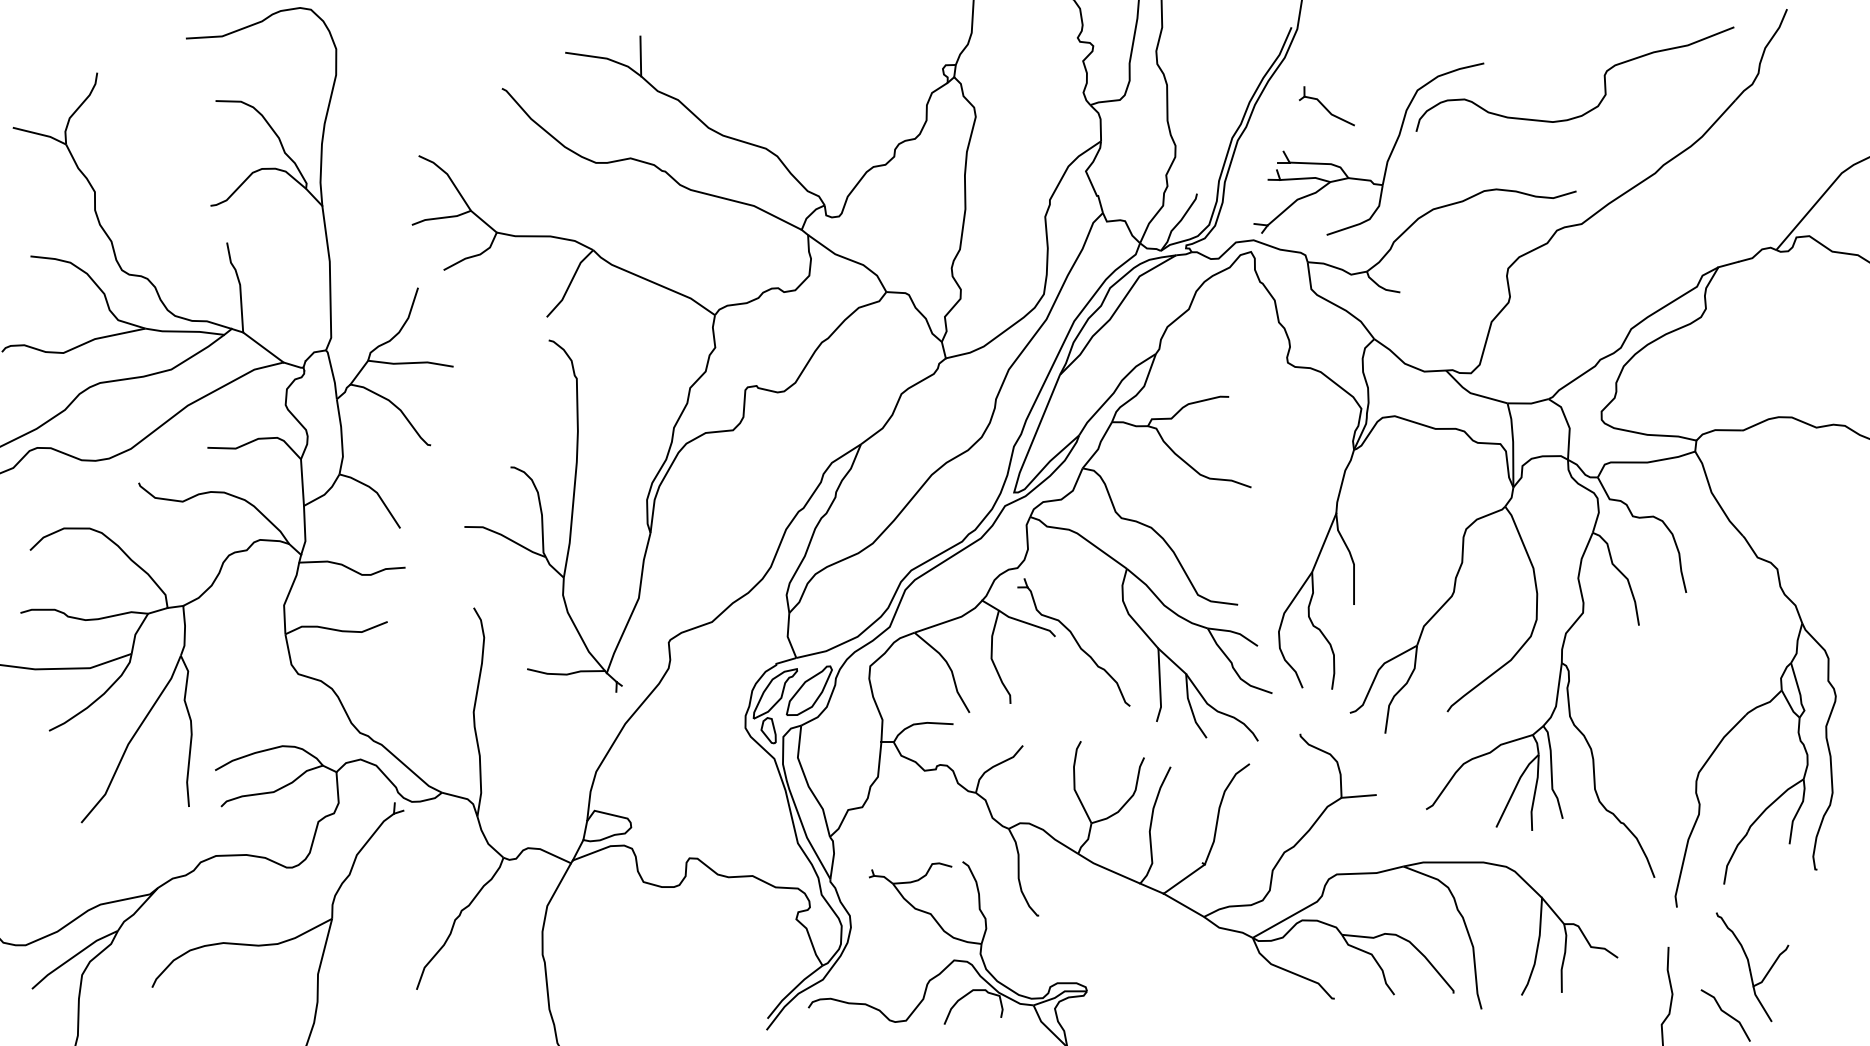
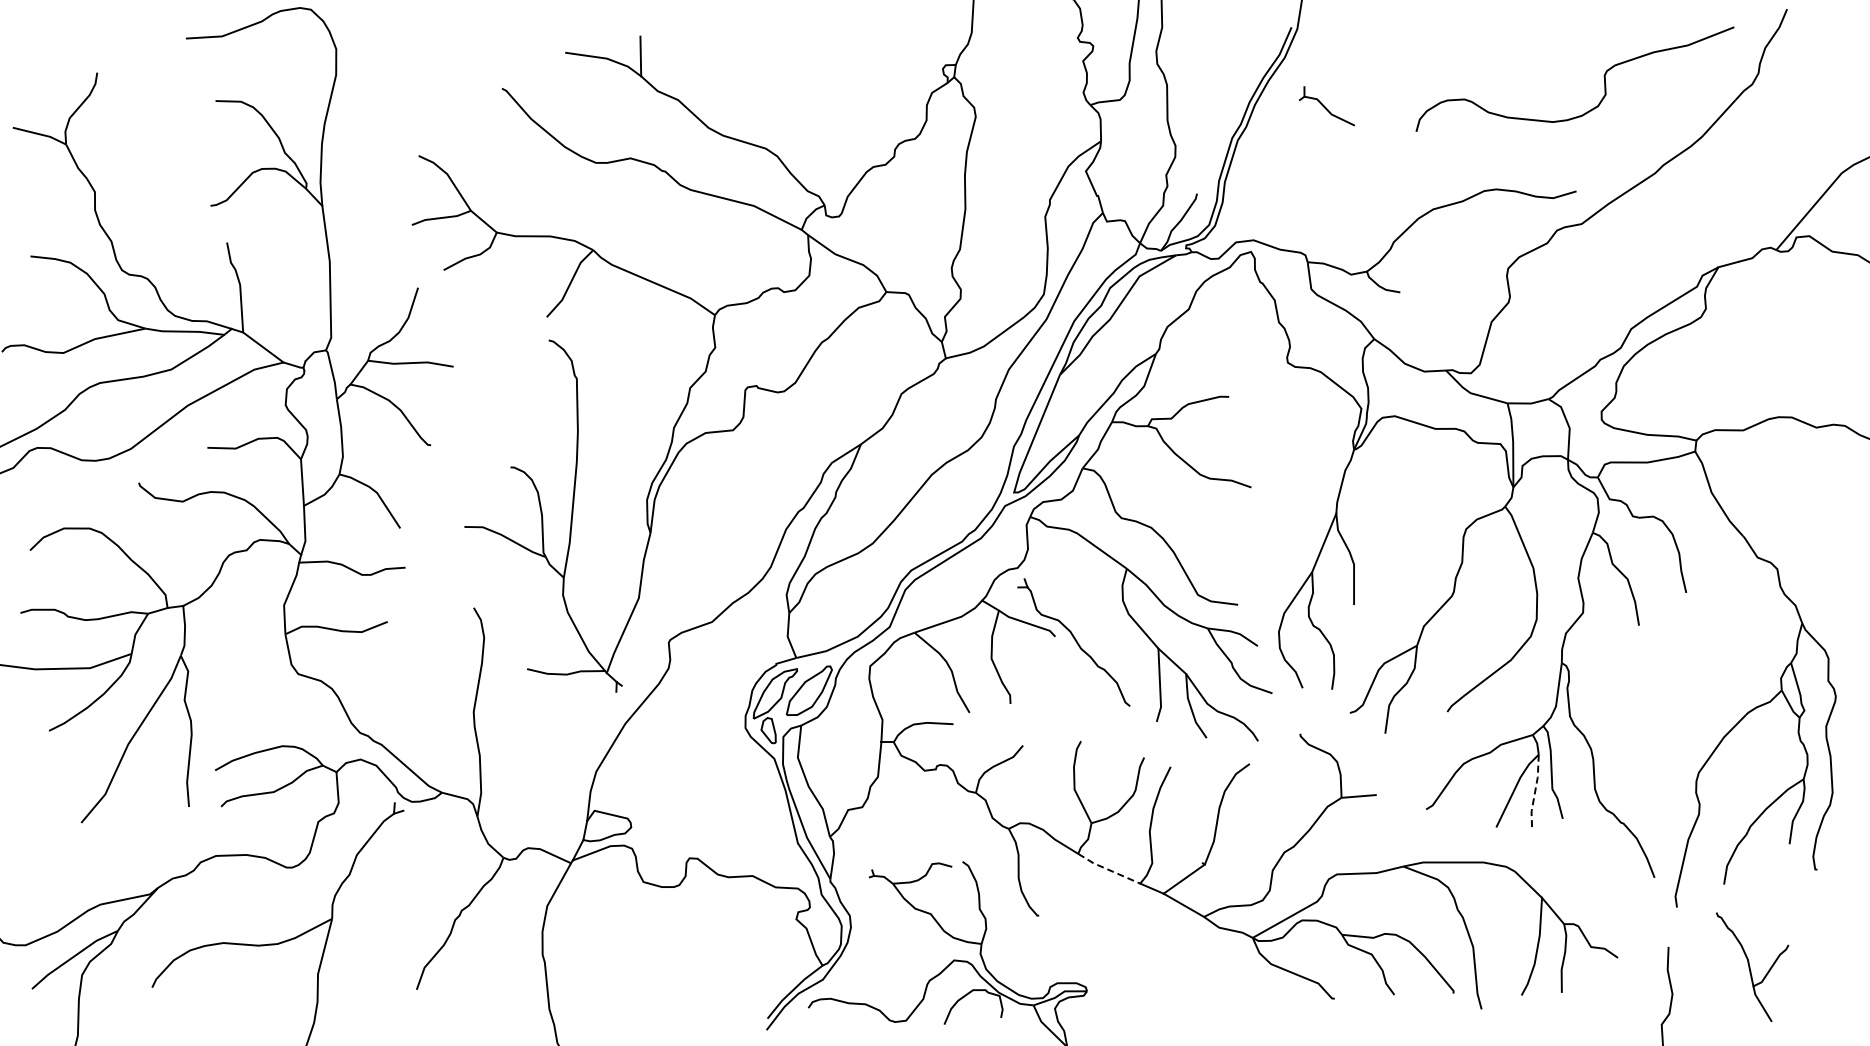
part: present -> none (1388, 156)
line: solid -> dashed (1534, 793)
line: solid -> dashed (1108, 869)
line: present -> none (1725, 1014)
